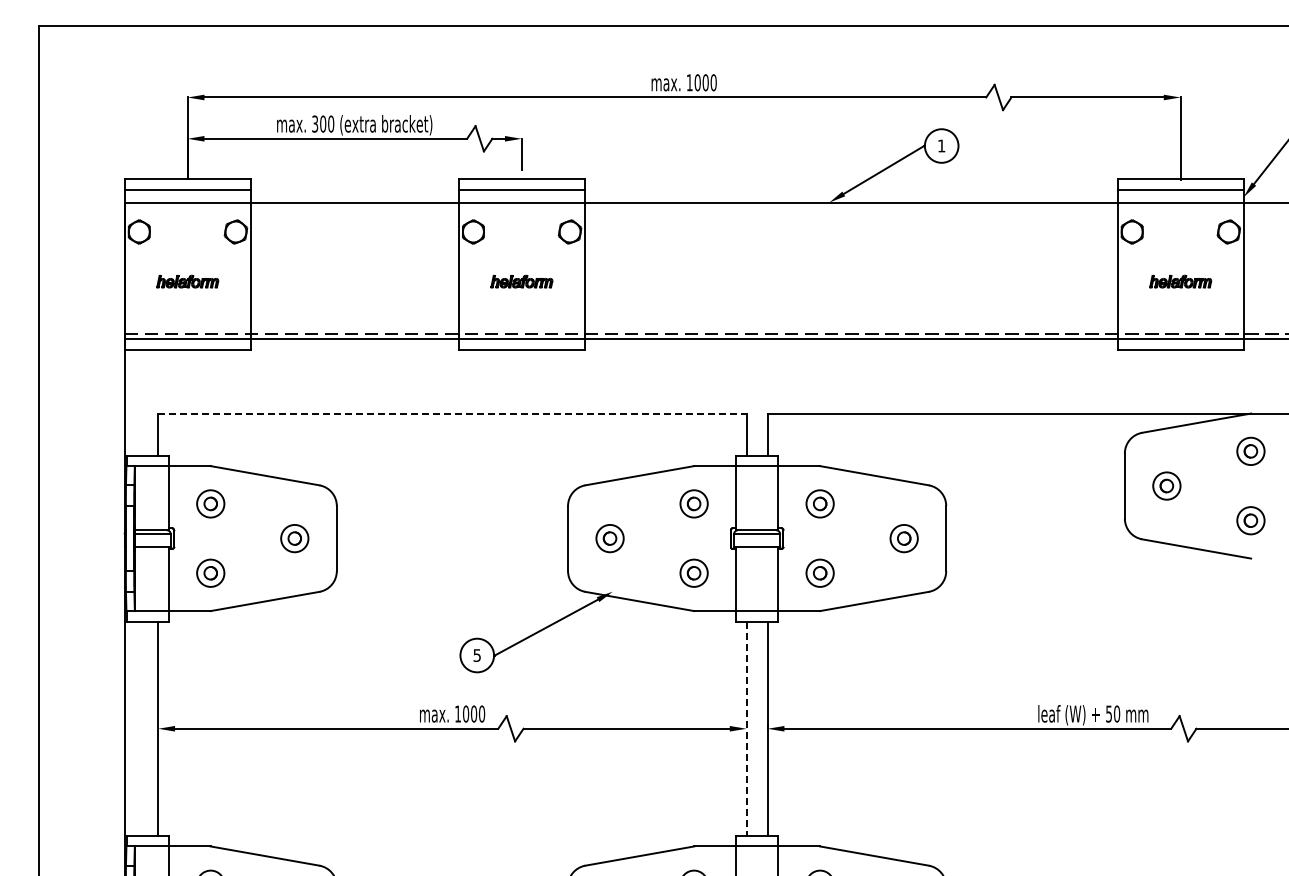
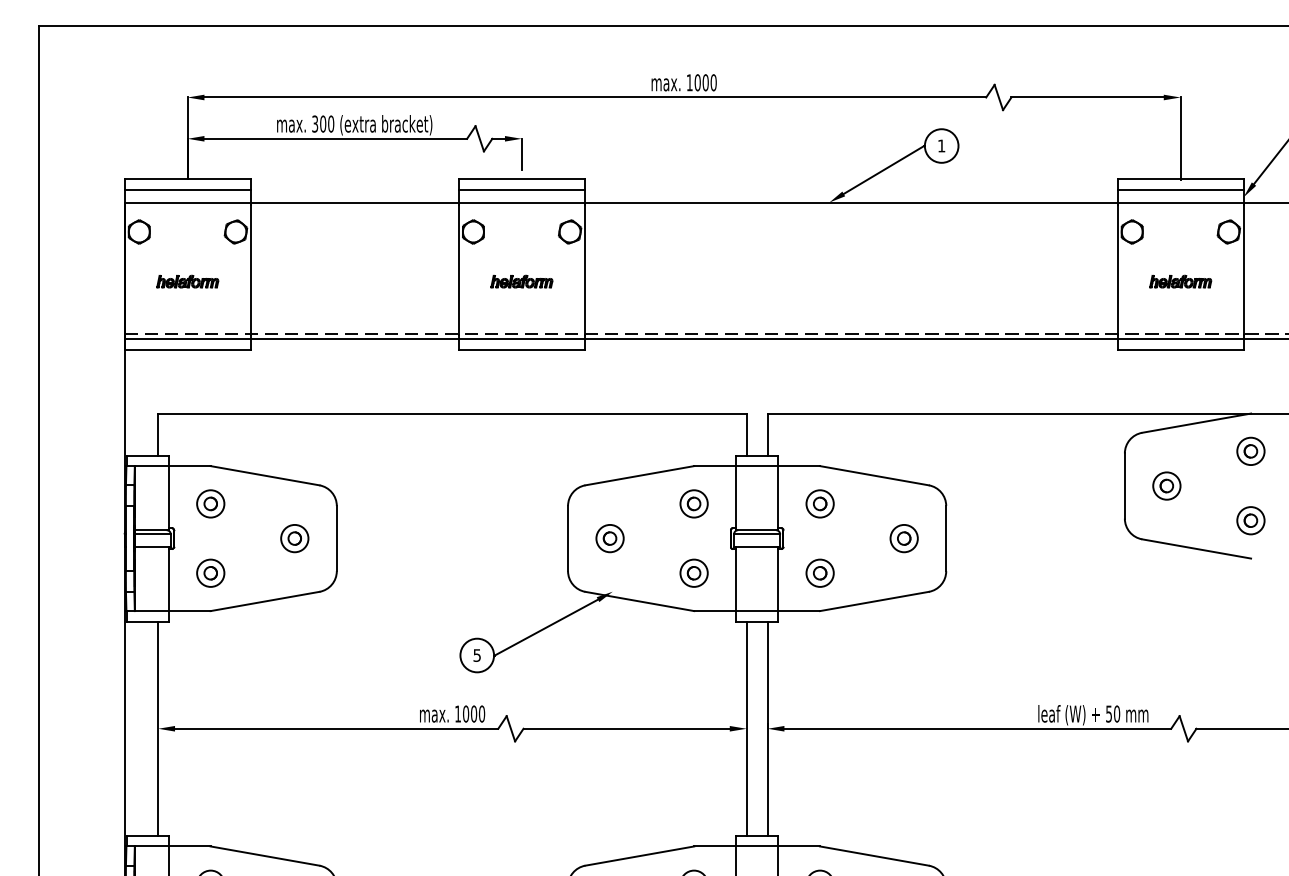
line: dashed -> solid (452, 413)
line: dashed -> solid (746, 729)
